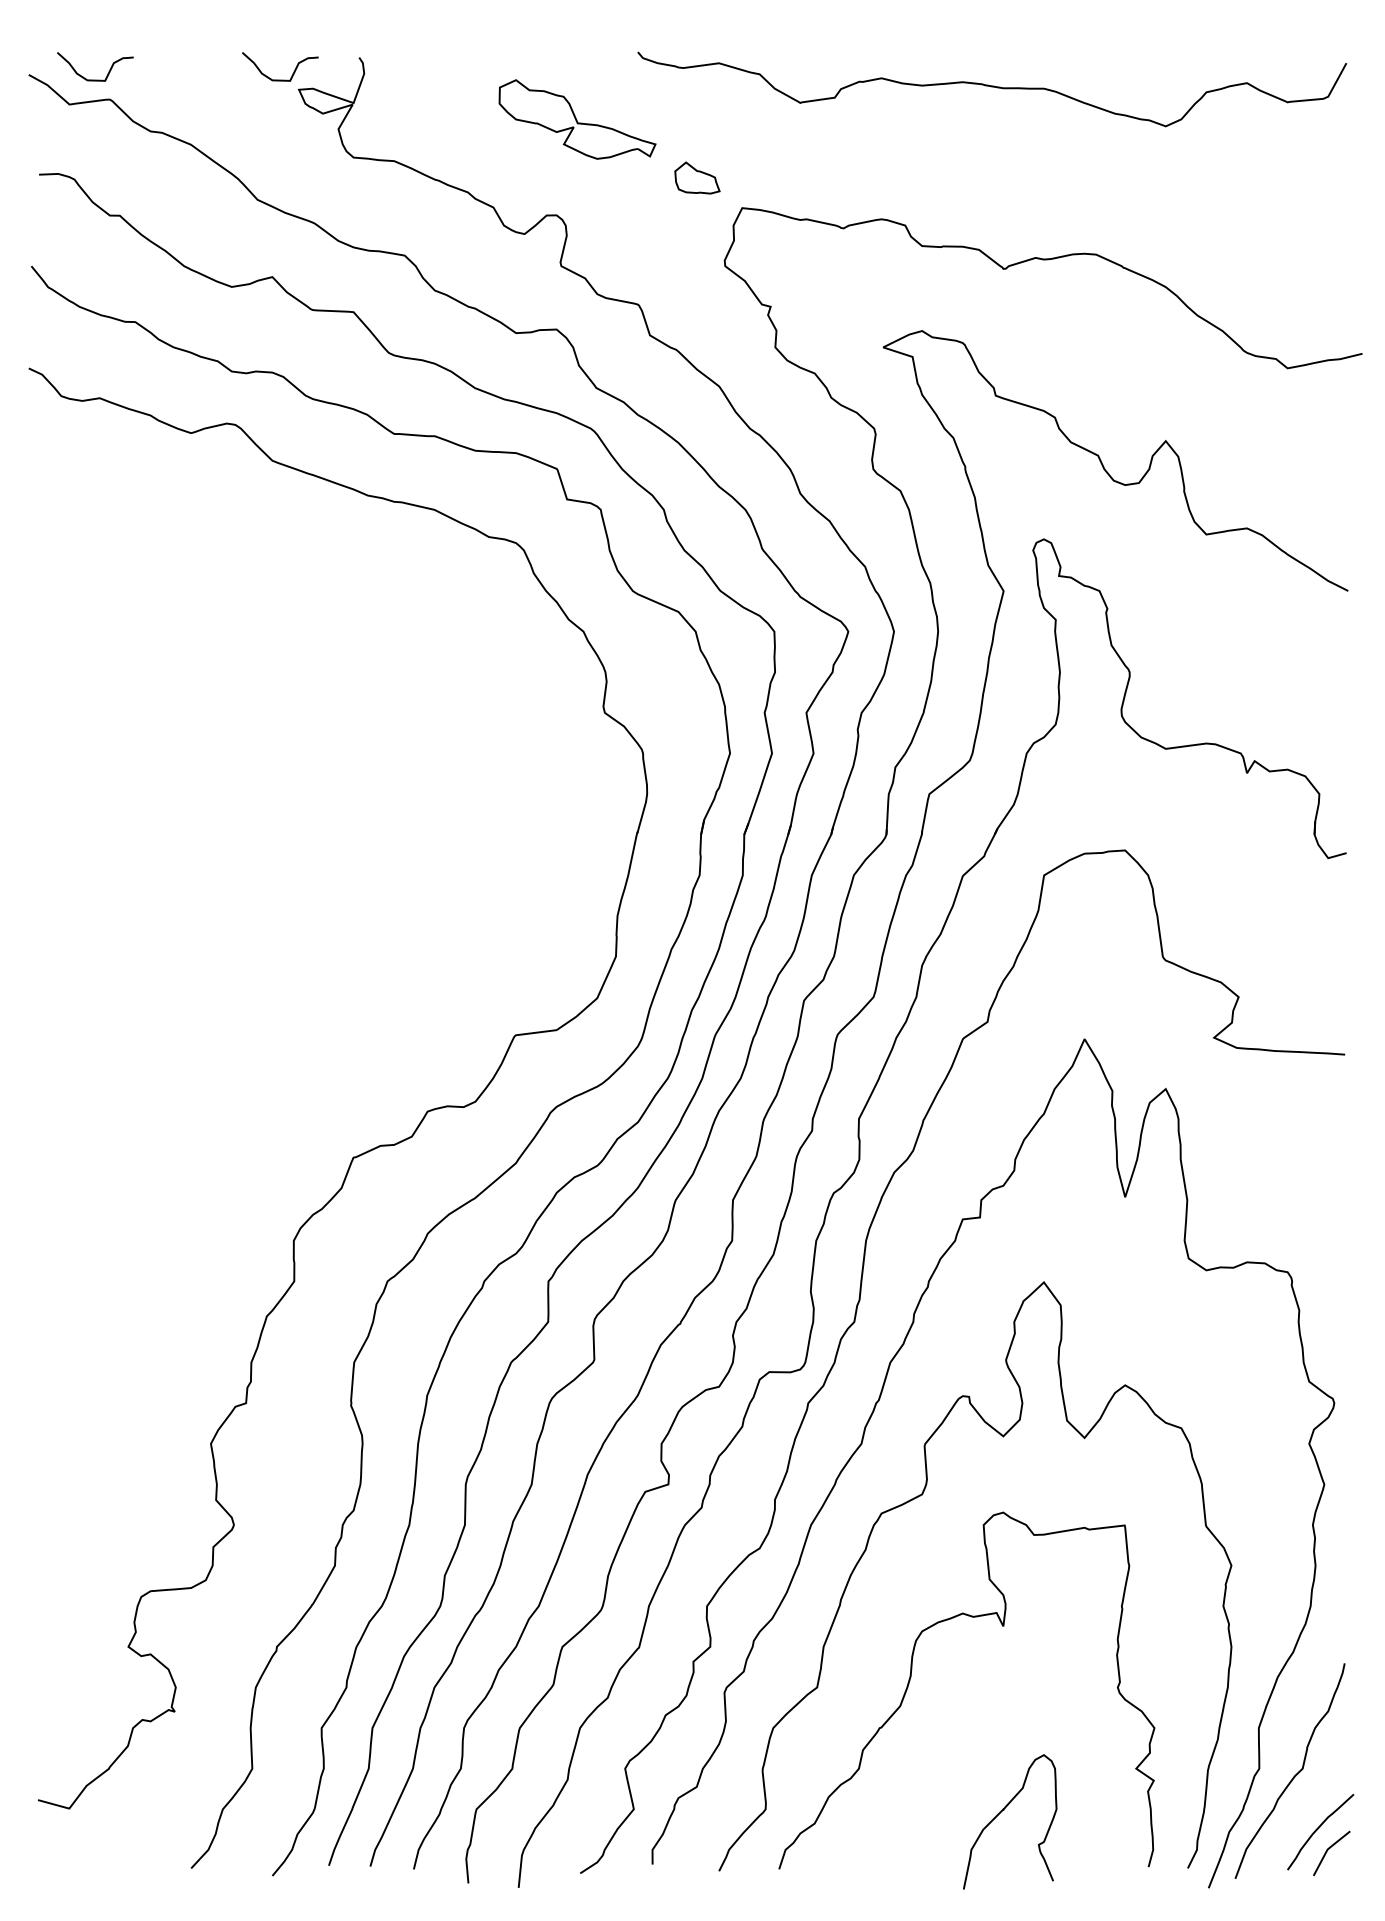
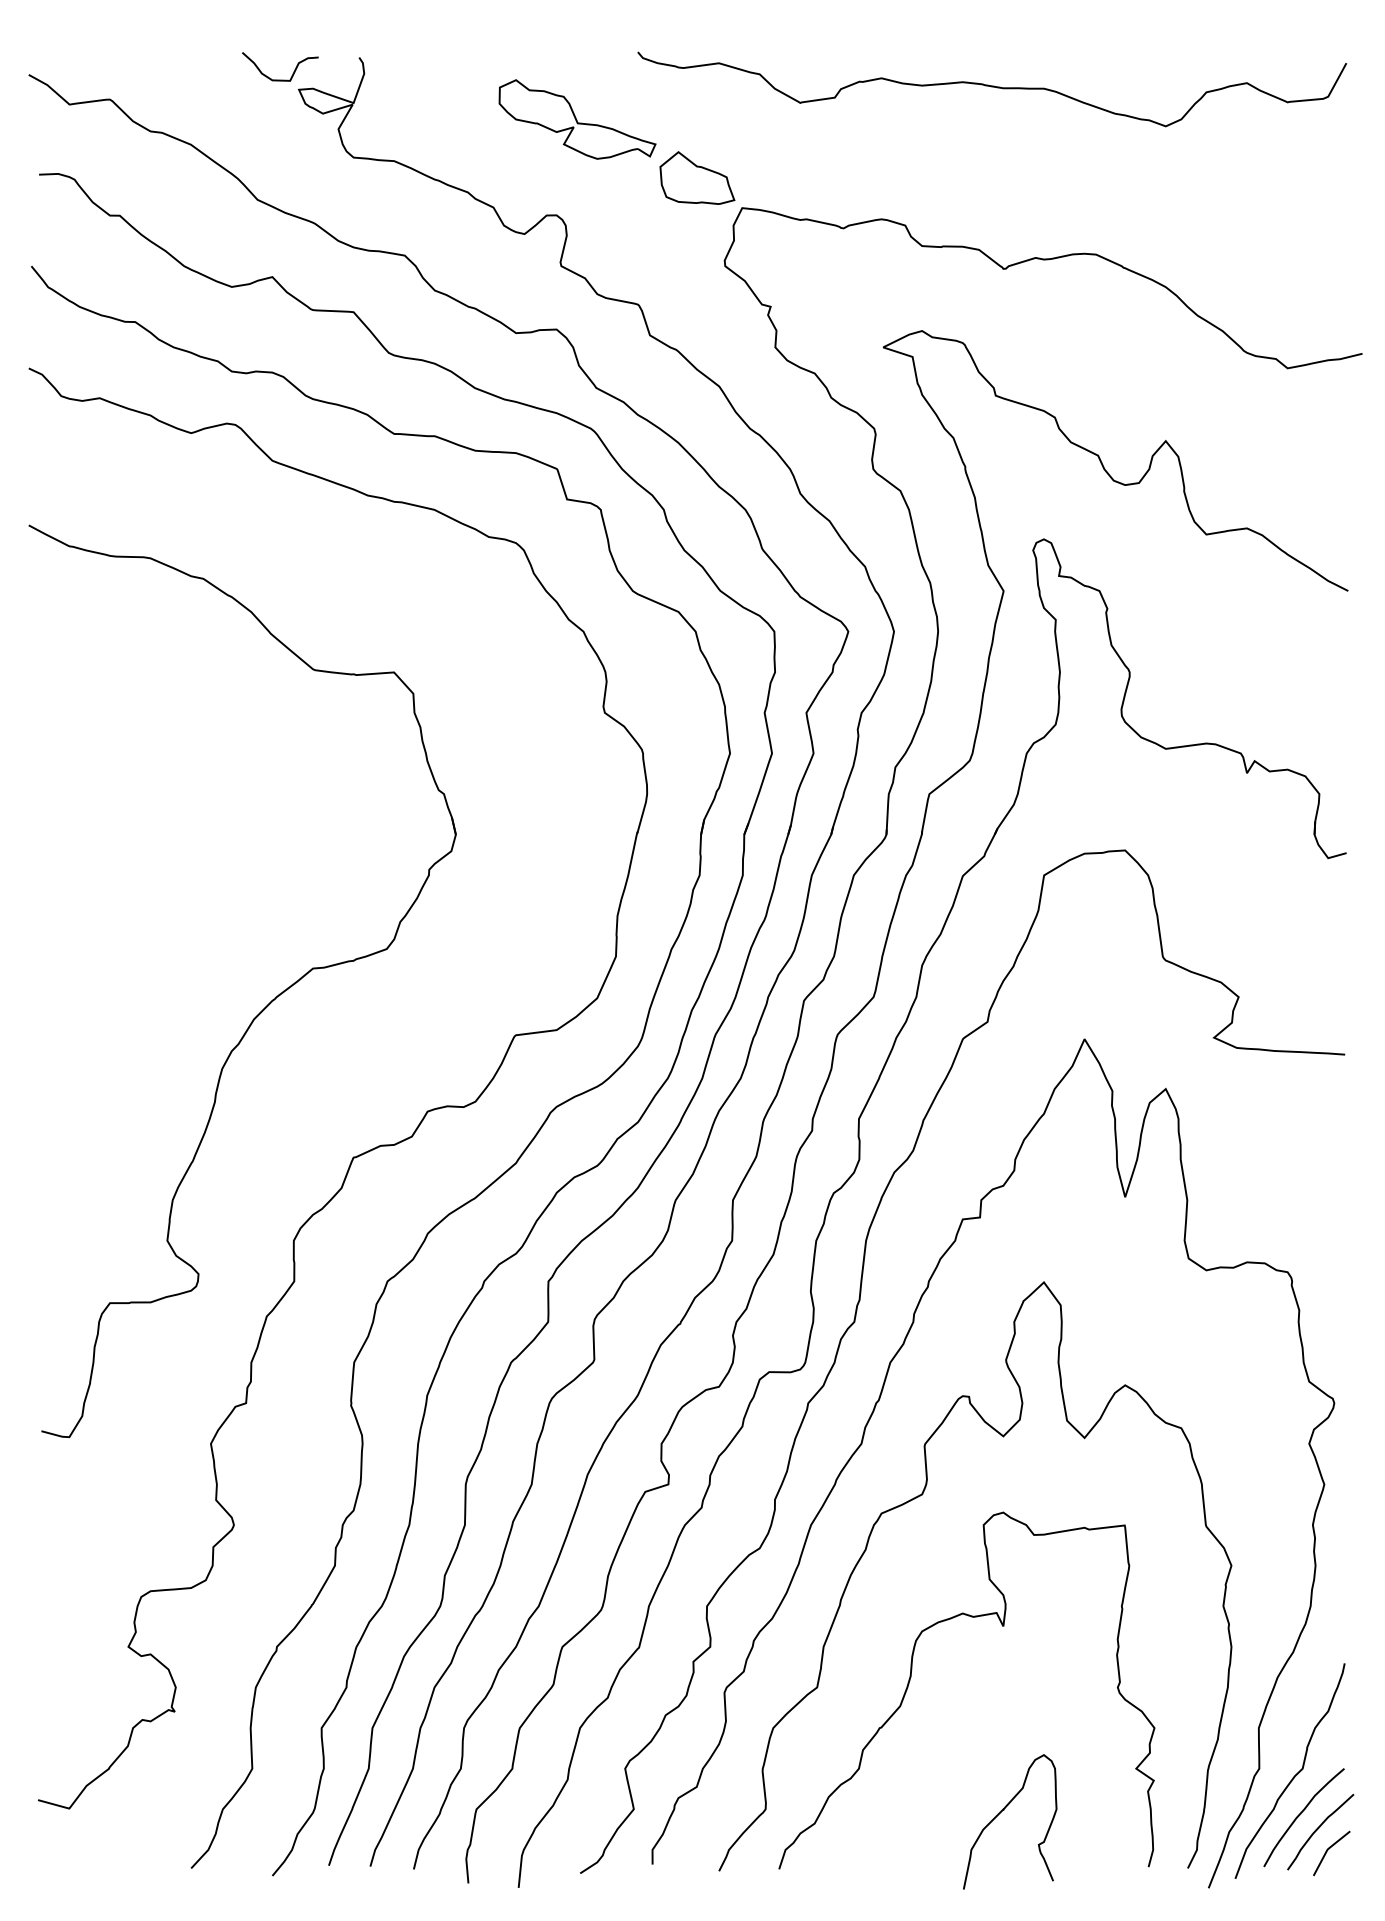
curve: present -> none (95, 79)
part size: 47x34 px -> 77x54 px (697, 177)
part: none -> present (266, 1005)
curve: none -> present (1301, 1814)
